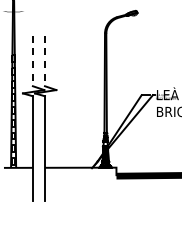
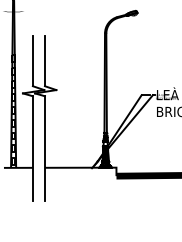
line: dashed -> solid (32, 61)
line: dashed -> solid (44, 61)
